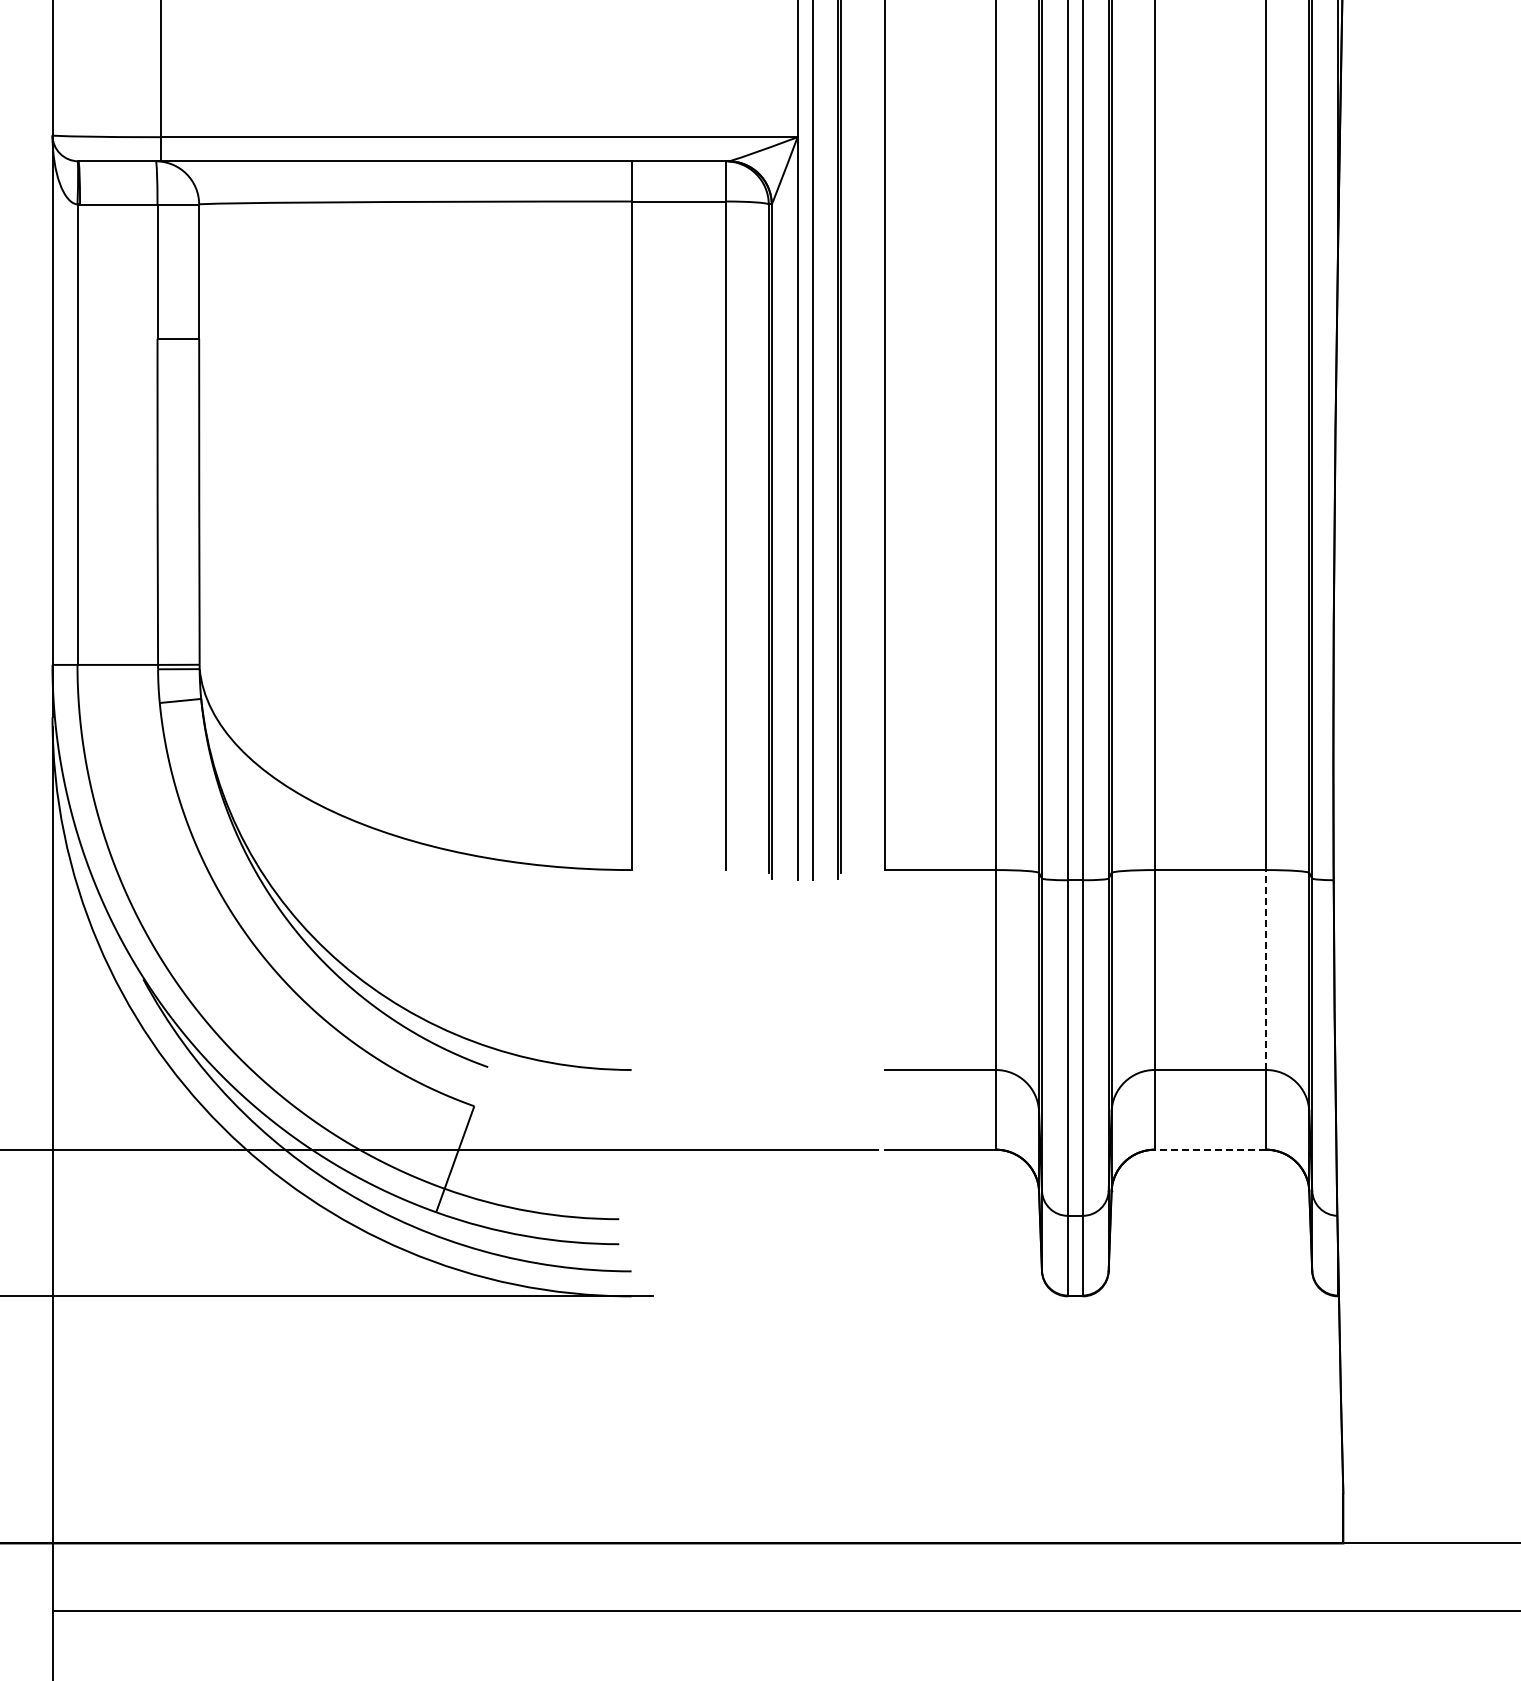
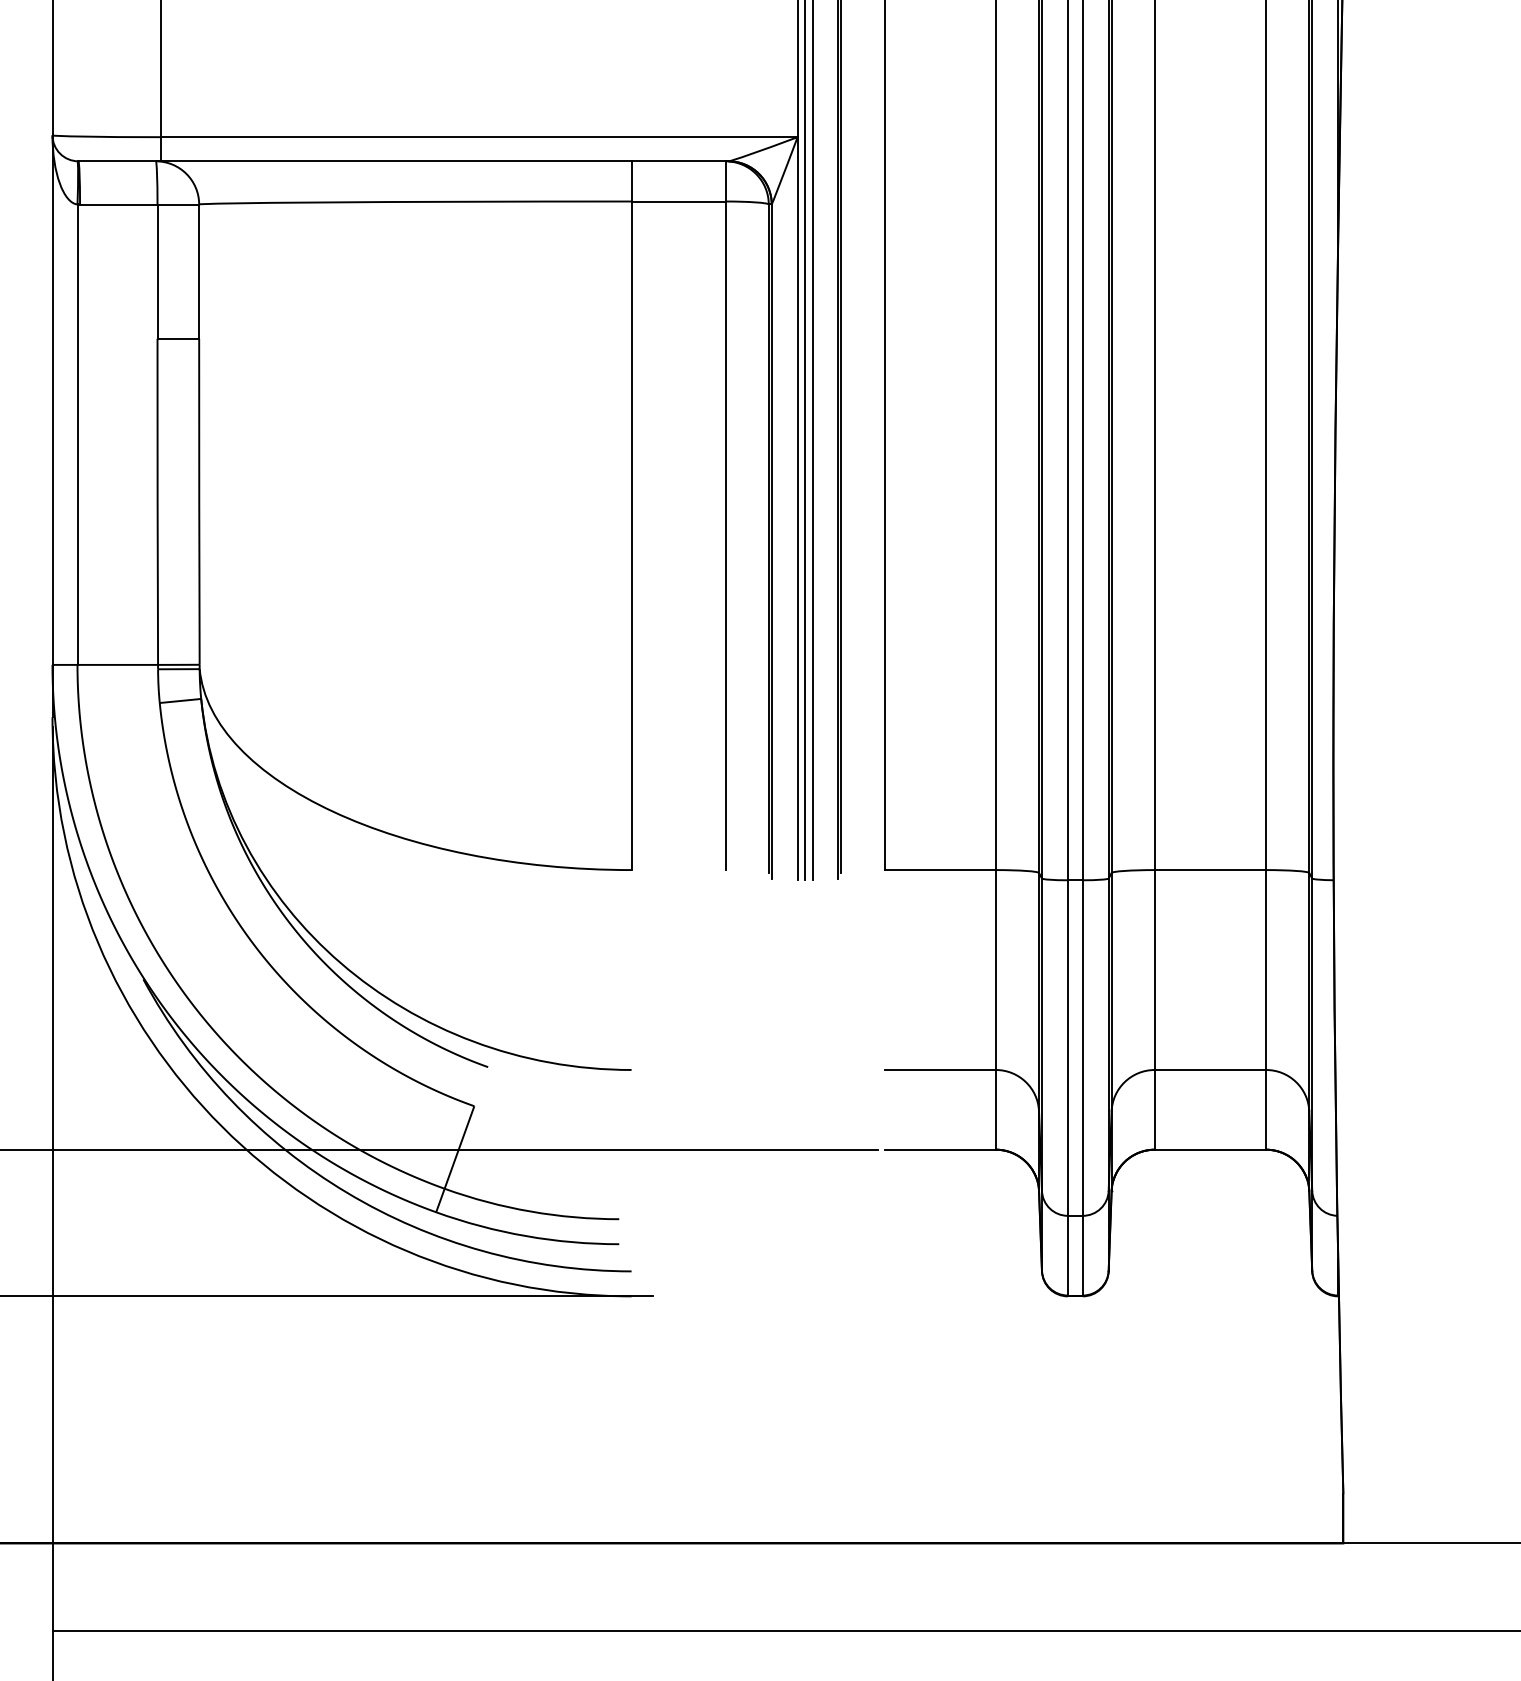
line: none -> present (805, 441)
line: dashed -> solid (1266, 970)
line: dashed -> solid (1210, 1149)
line position: (784, 1610) -> (784, 1630) (784, 1630)
